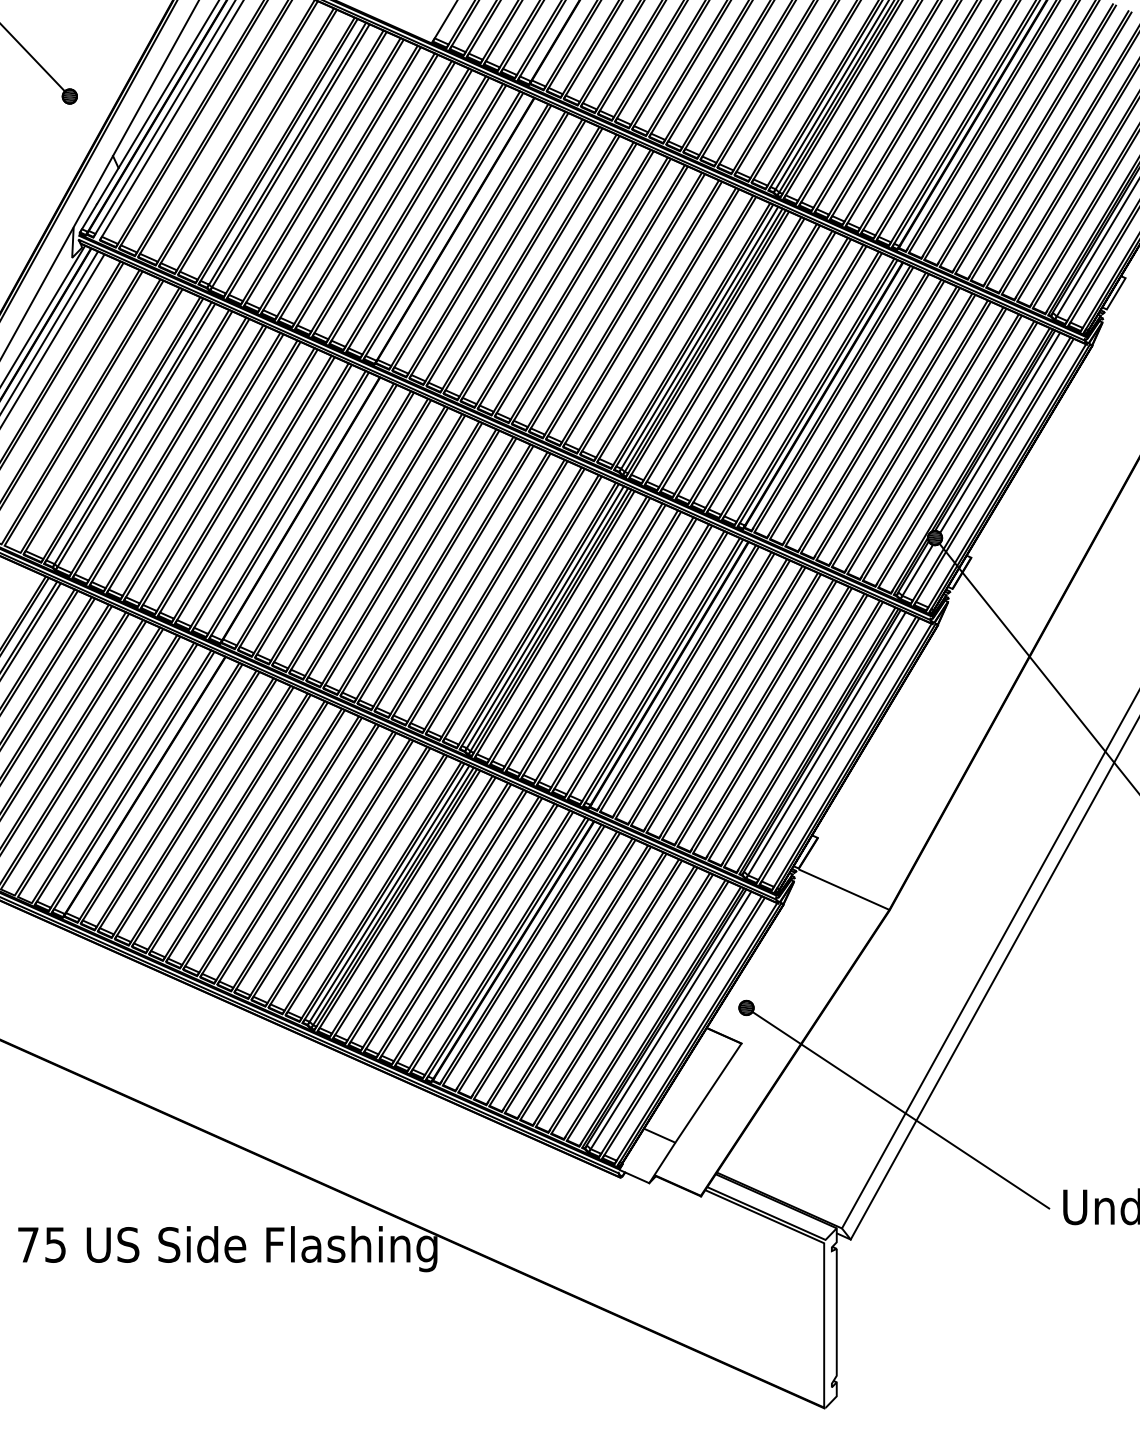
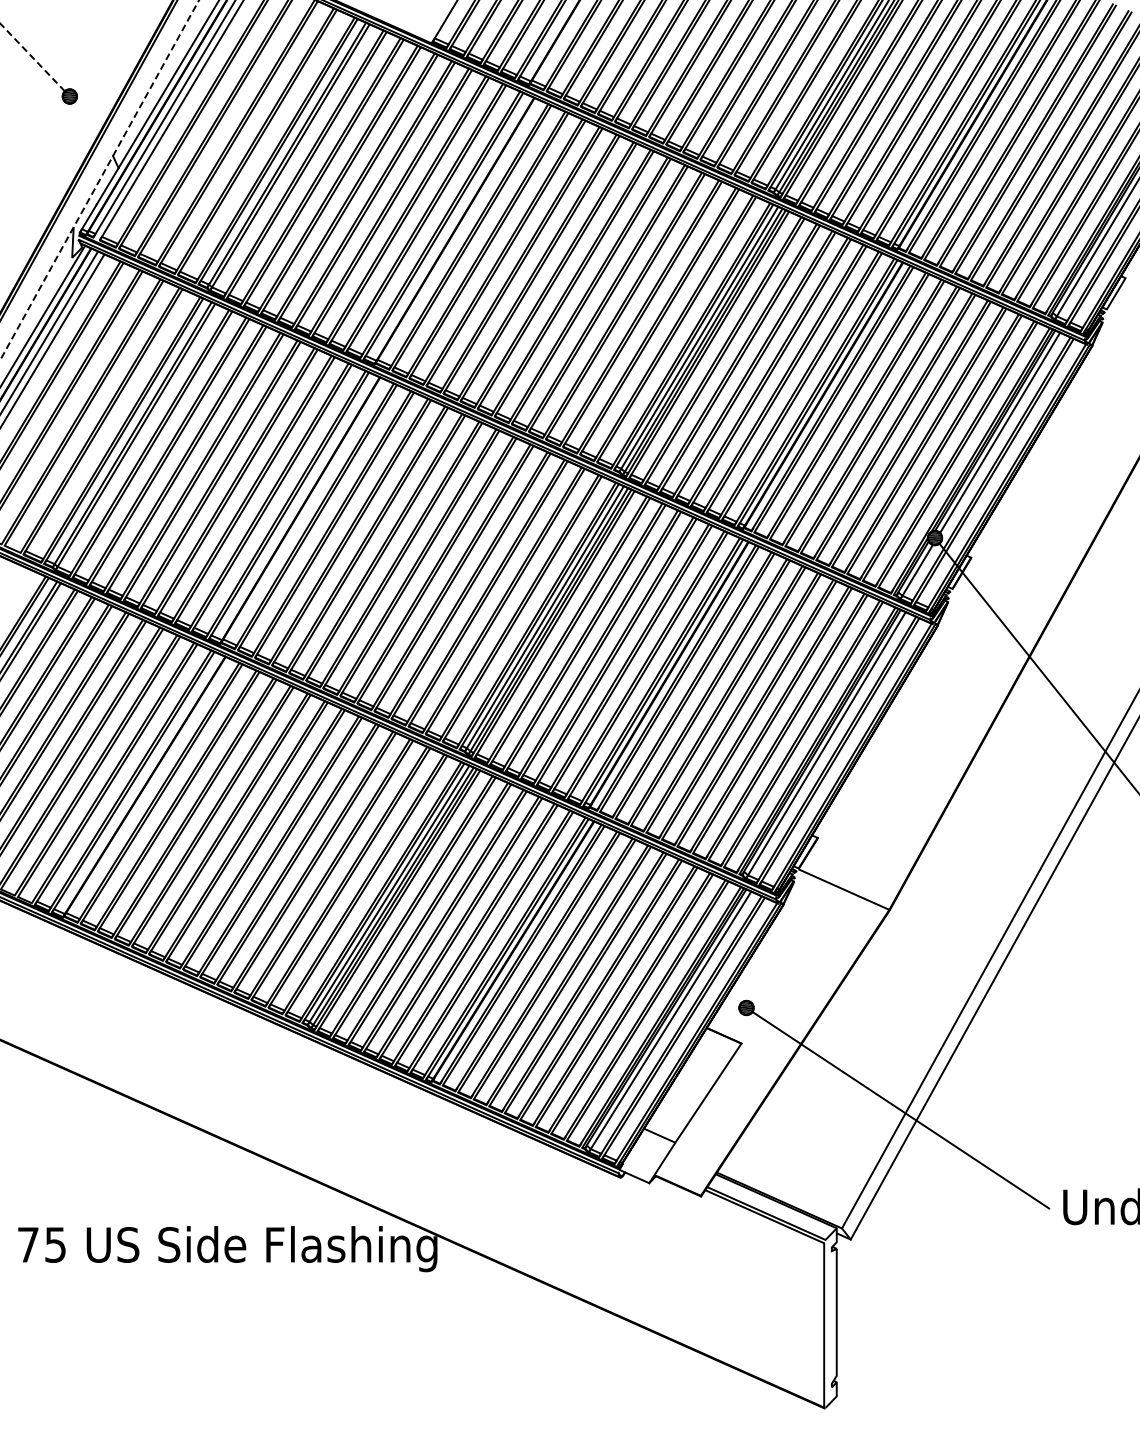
line: solid -> dashed (32, 57)
line: solid -> dashed (99, 179)
